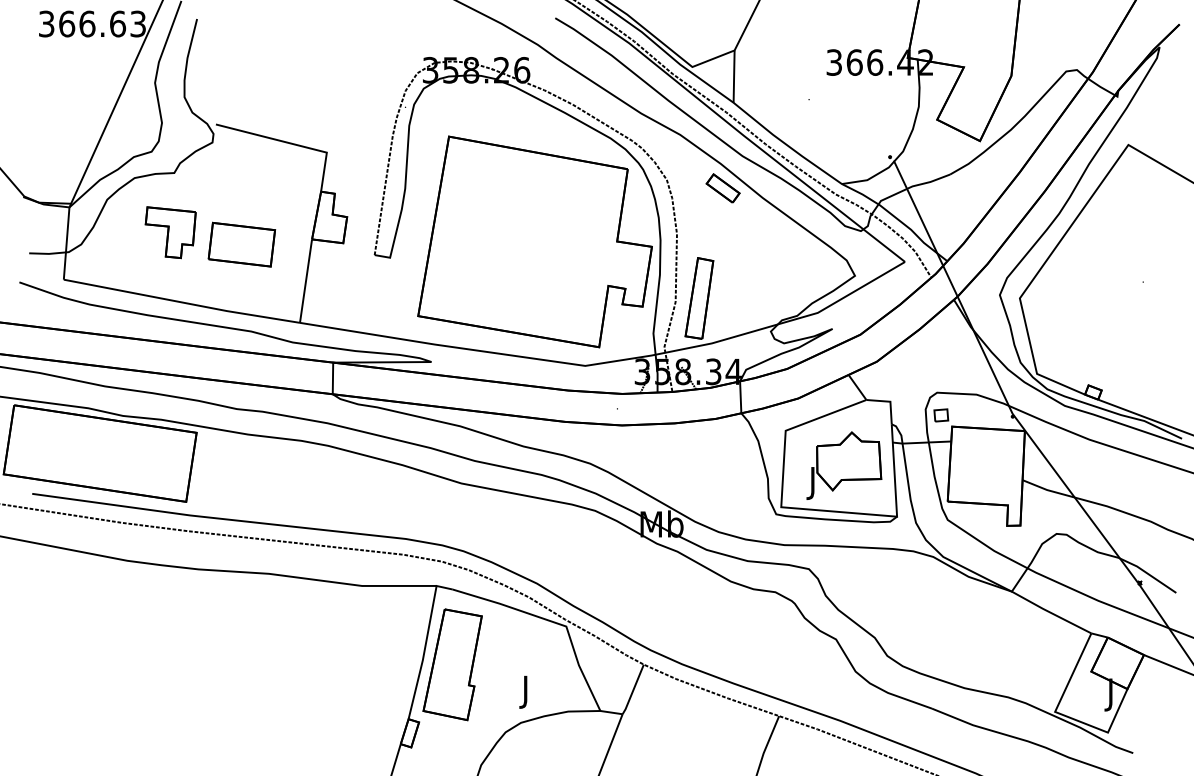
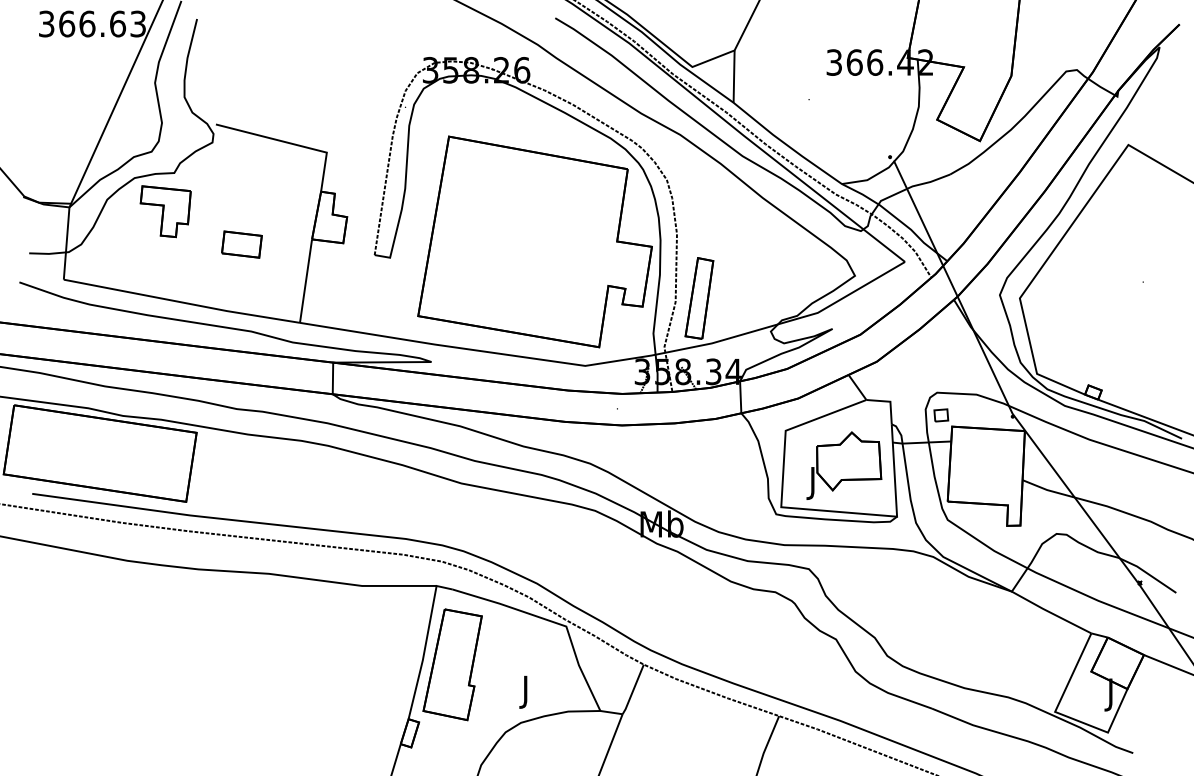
part: present -> none (722, 188)
part position: (170, 232) -> (165, 211) (165, 211)
part size: 70x47 px -> 42x29 px (241, 244)
